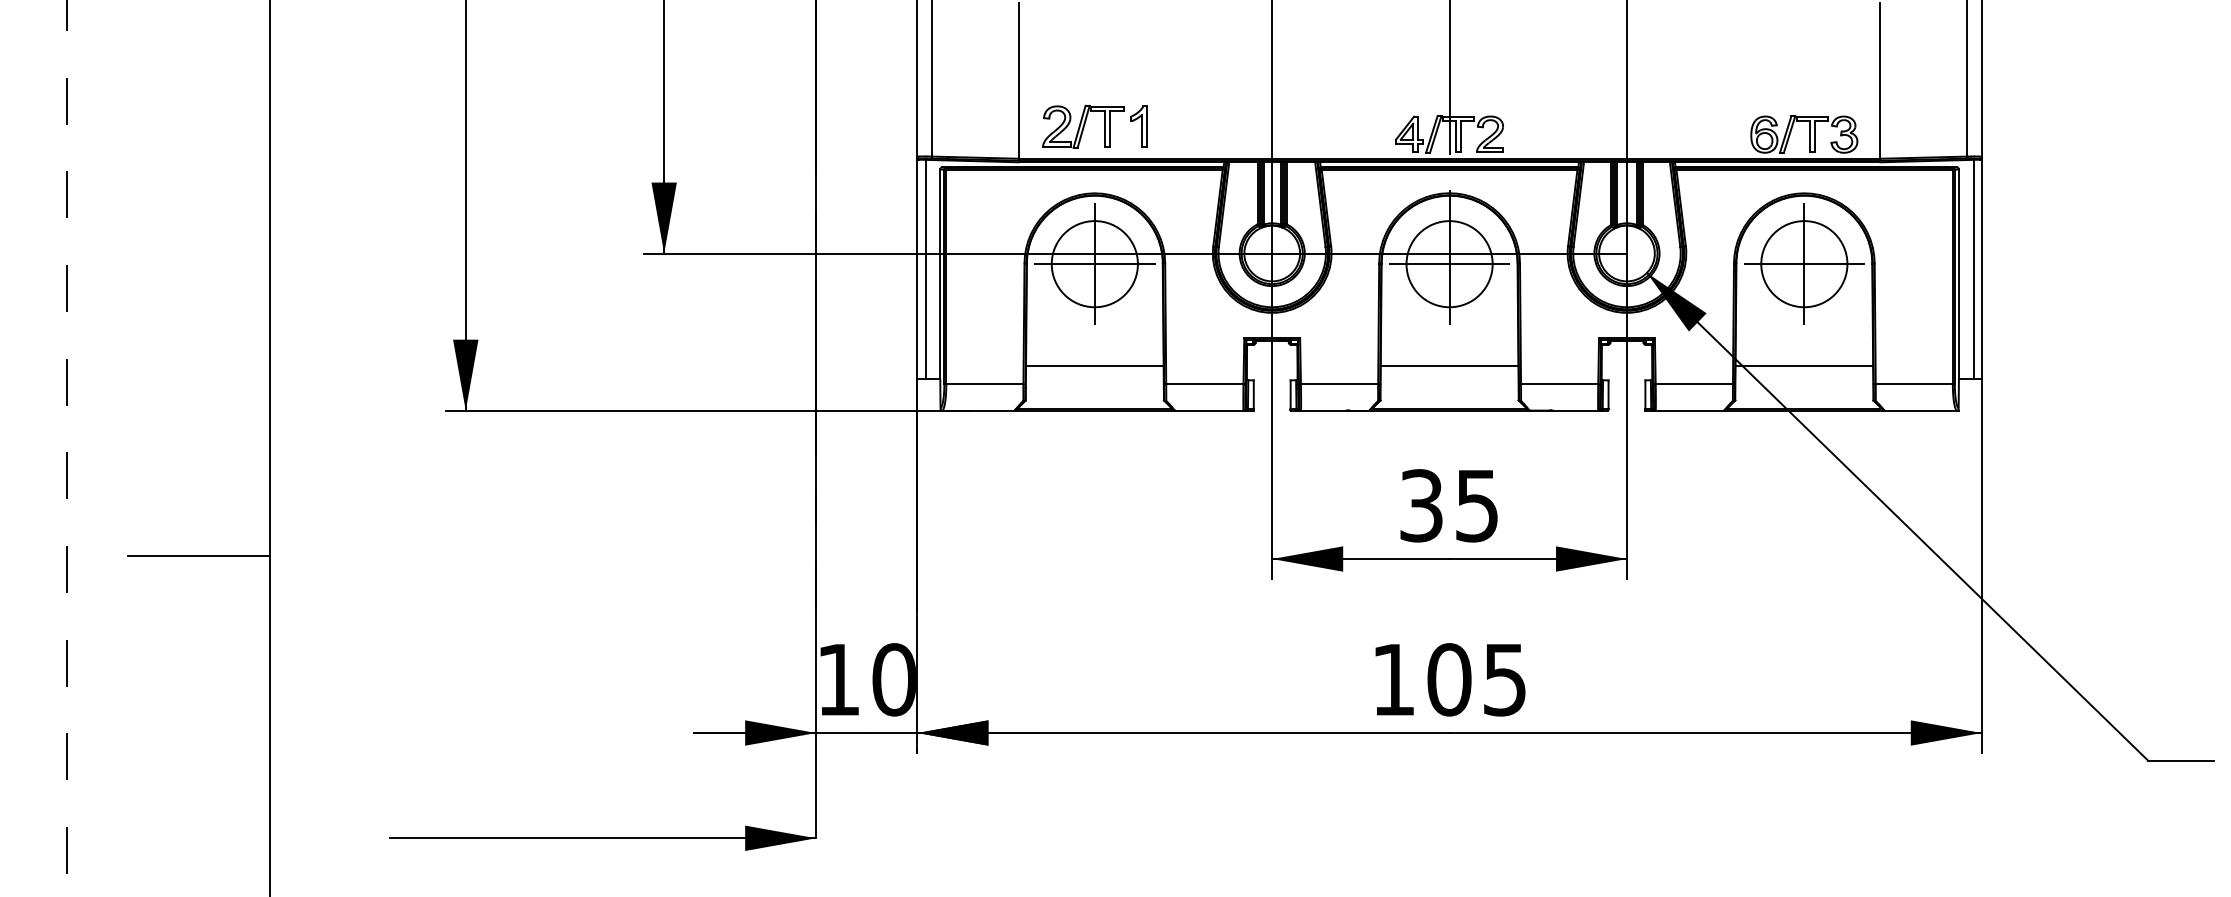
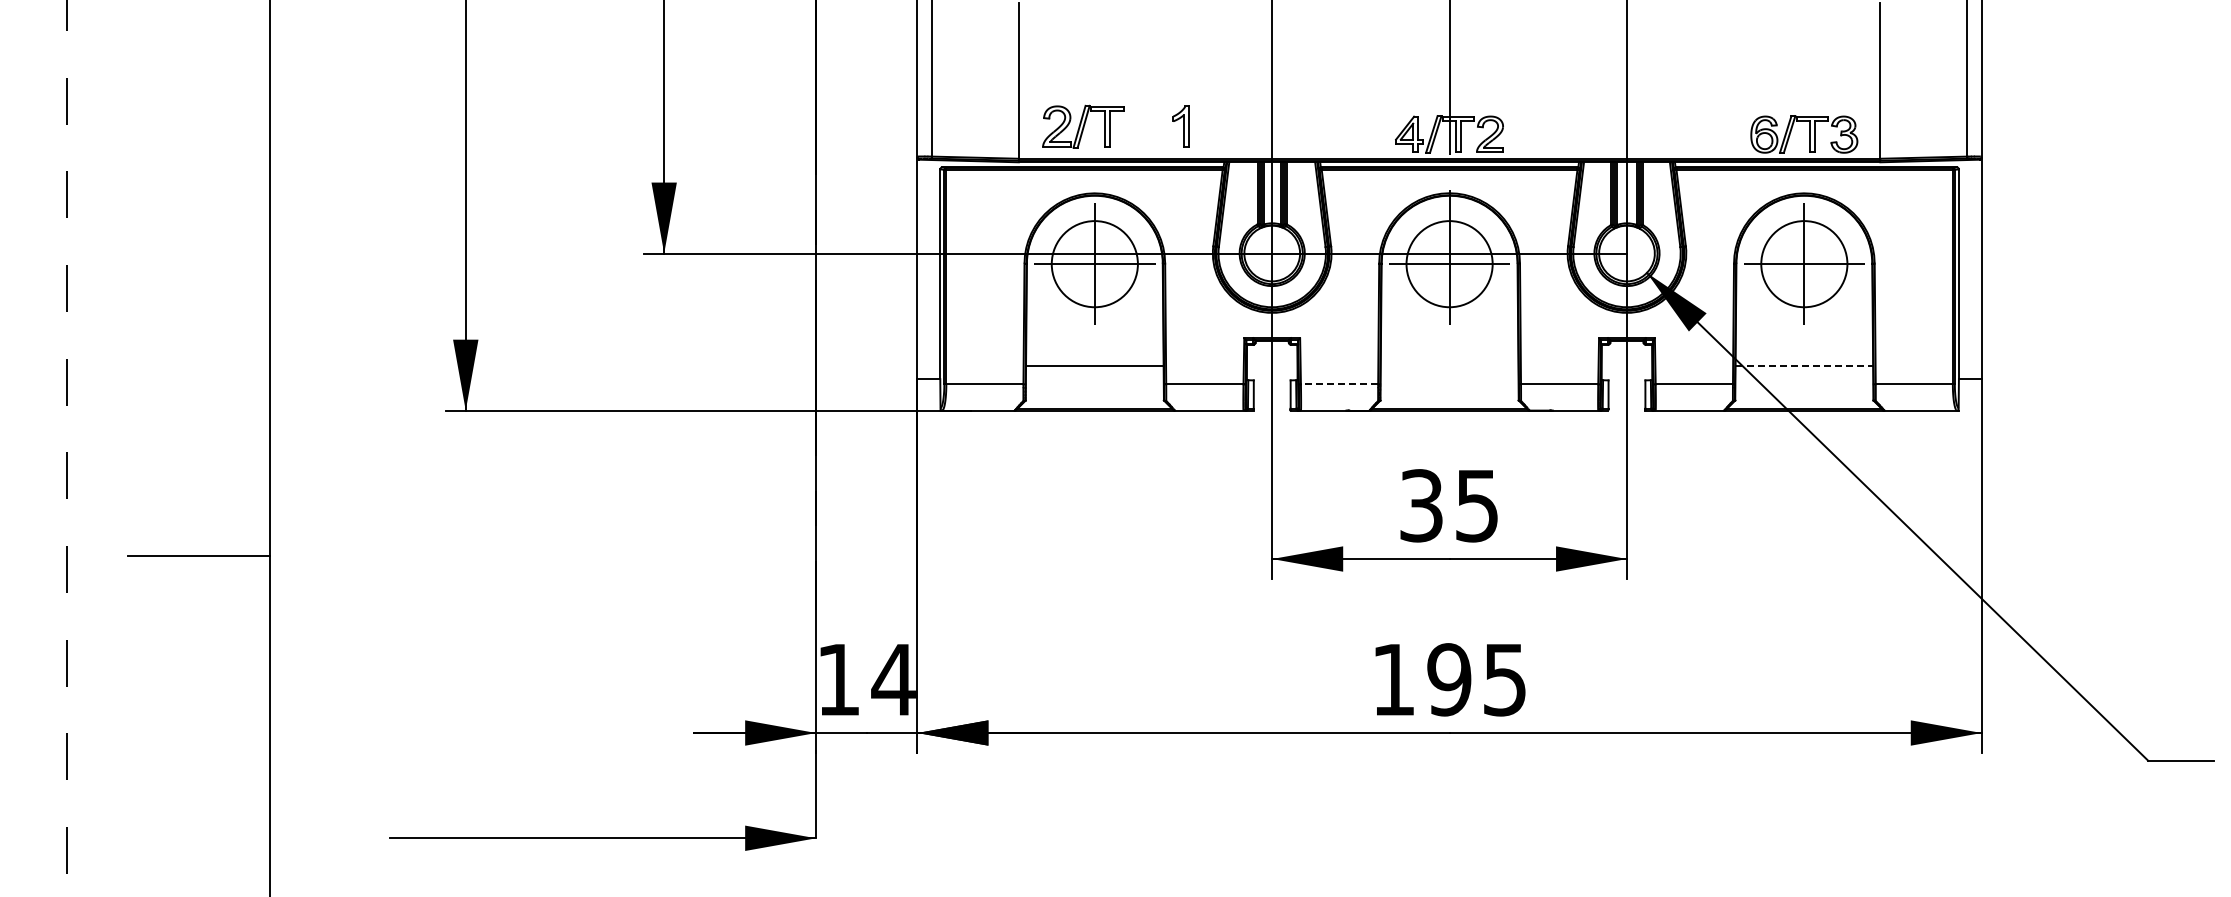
part position: (1138, 126) -> (1180, 126) (1180, 126)
line: present -> none (925, 269)
line: present -> none (1973, 269)
line: present -> none (1449, 365)
line: solid -> dashed (1804, 365)
line: solid -> dashed (1339, 384)
text: 10 -> 14 (893, 679)
text: 105 -> 195 (1449, 679)
